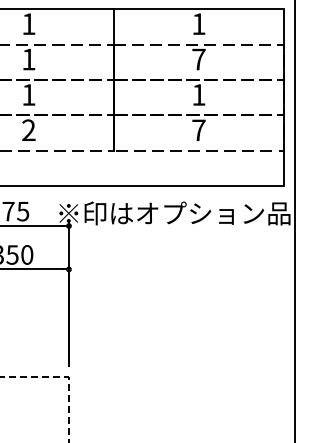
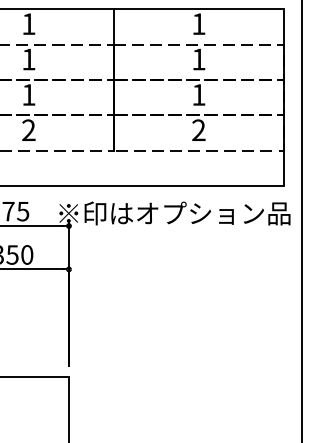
text: 7 -> 1 (198, 59)
text: 7 -> 2 (198, 129)
line position: (294, 220) -> (301, 220) (301, 220)
line: dashed -> solid (67, 377)
